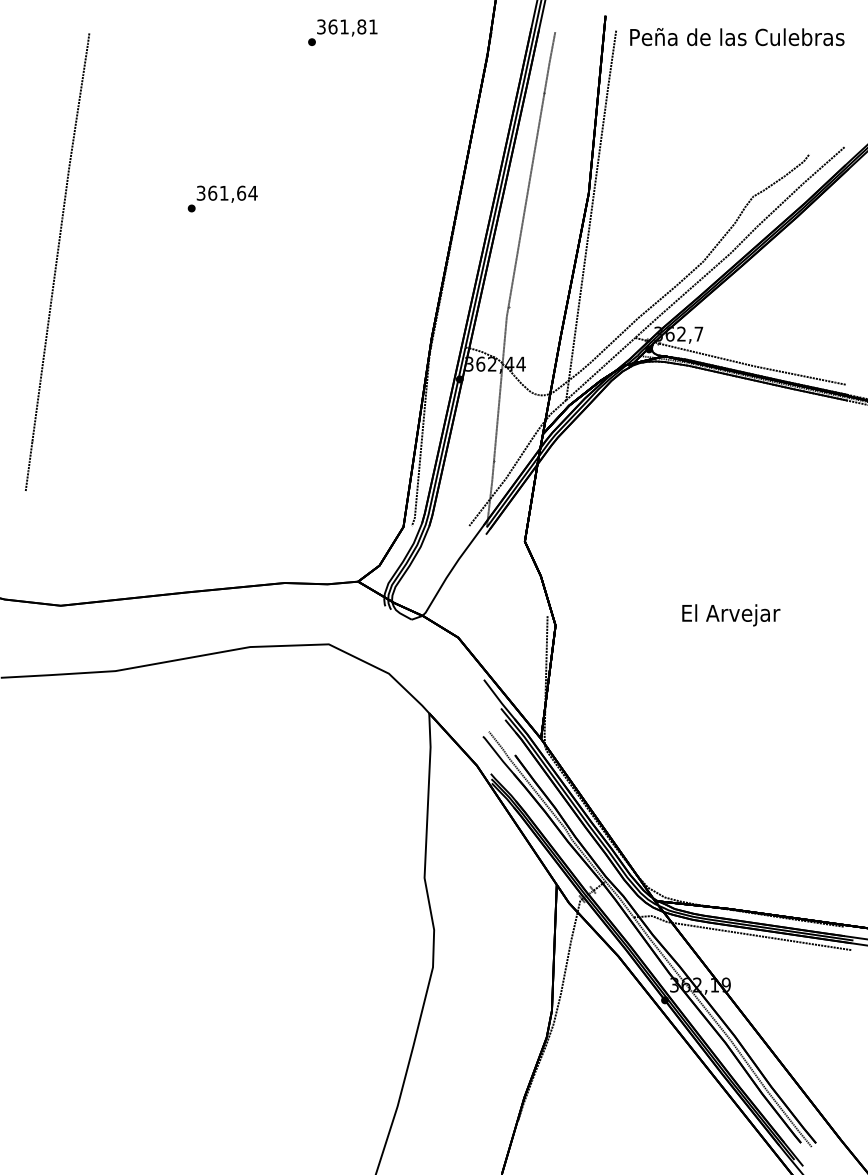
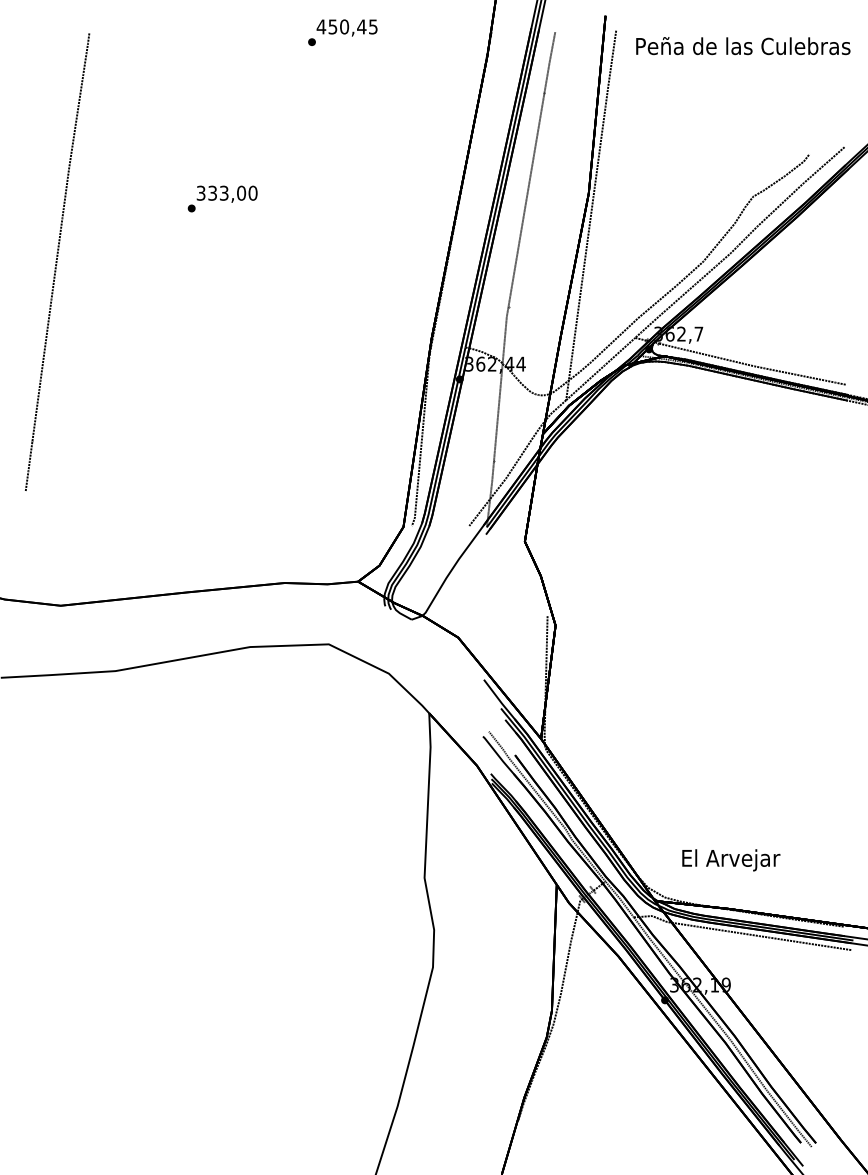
text: 361,81 -> 450,45 (346, 26)
text position: (737, 37) -> (743, 46) (743, 46)
text: 361,64 -> 333,00 (232, 192)
text position: (731, 615) -> (731, 860) (731, 860)
